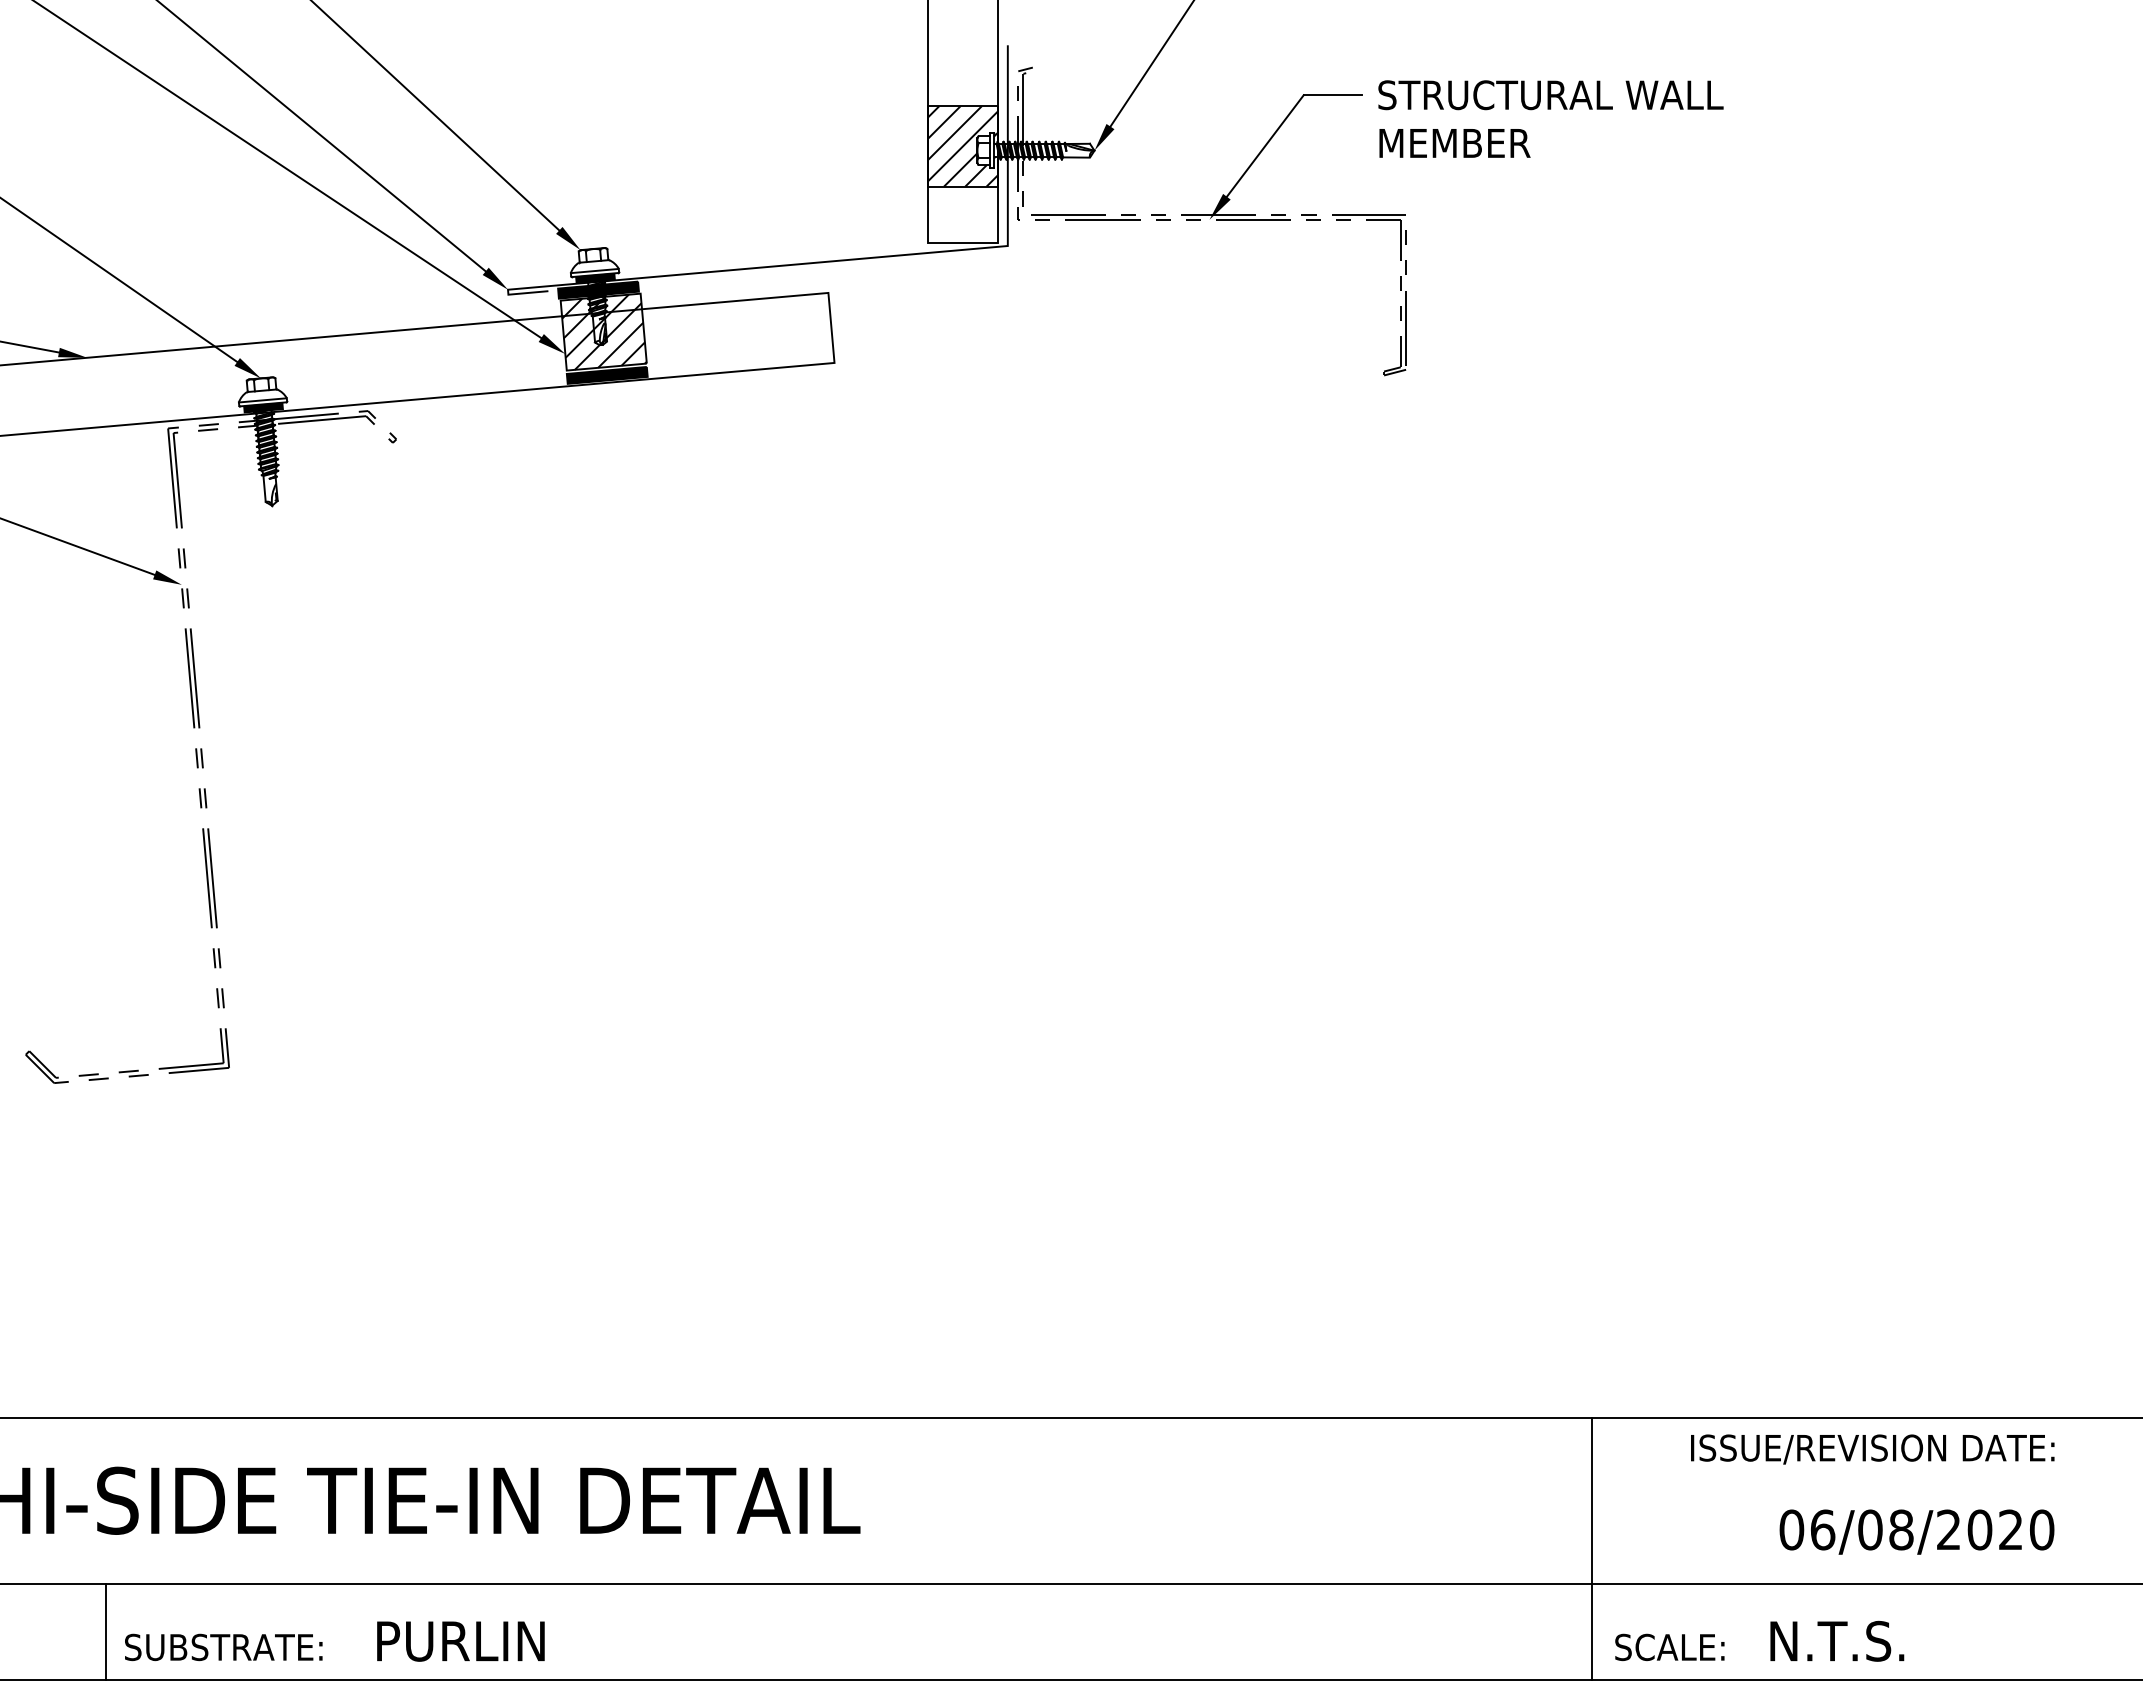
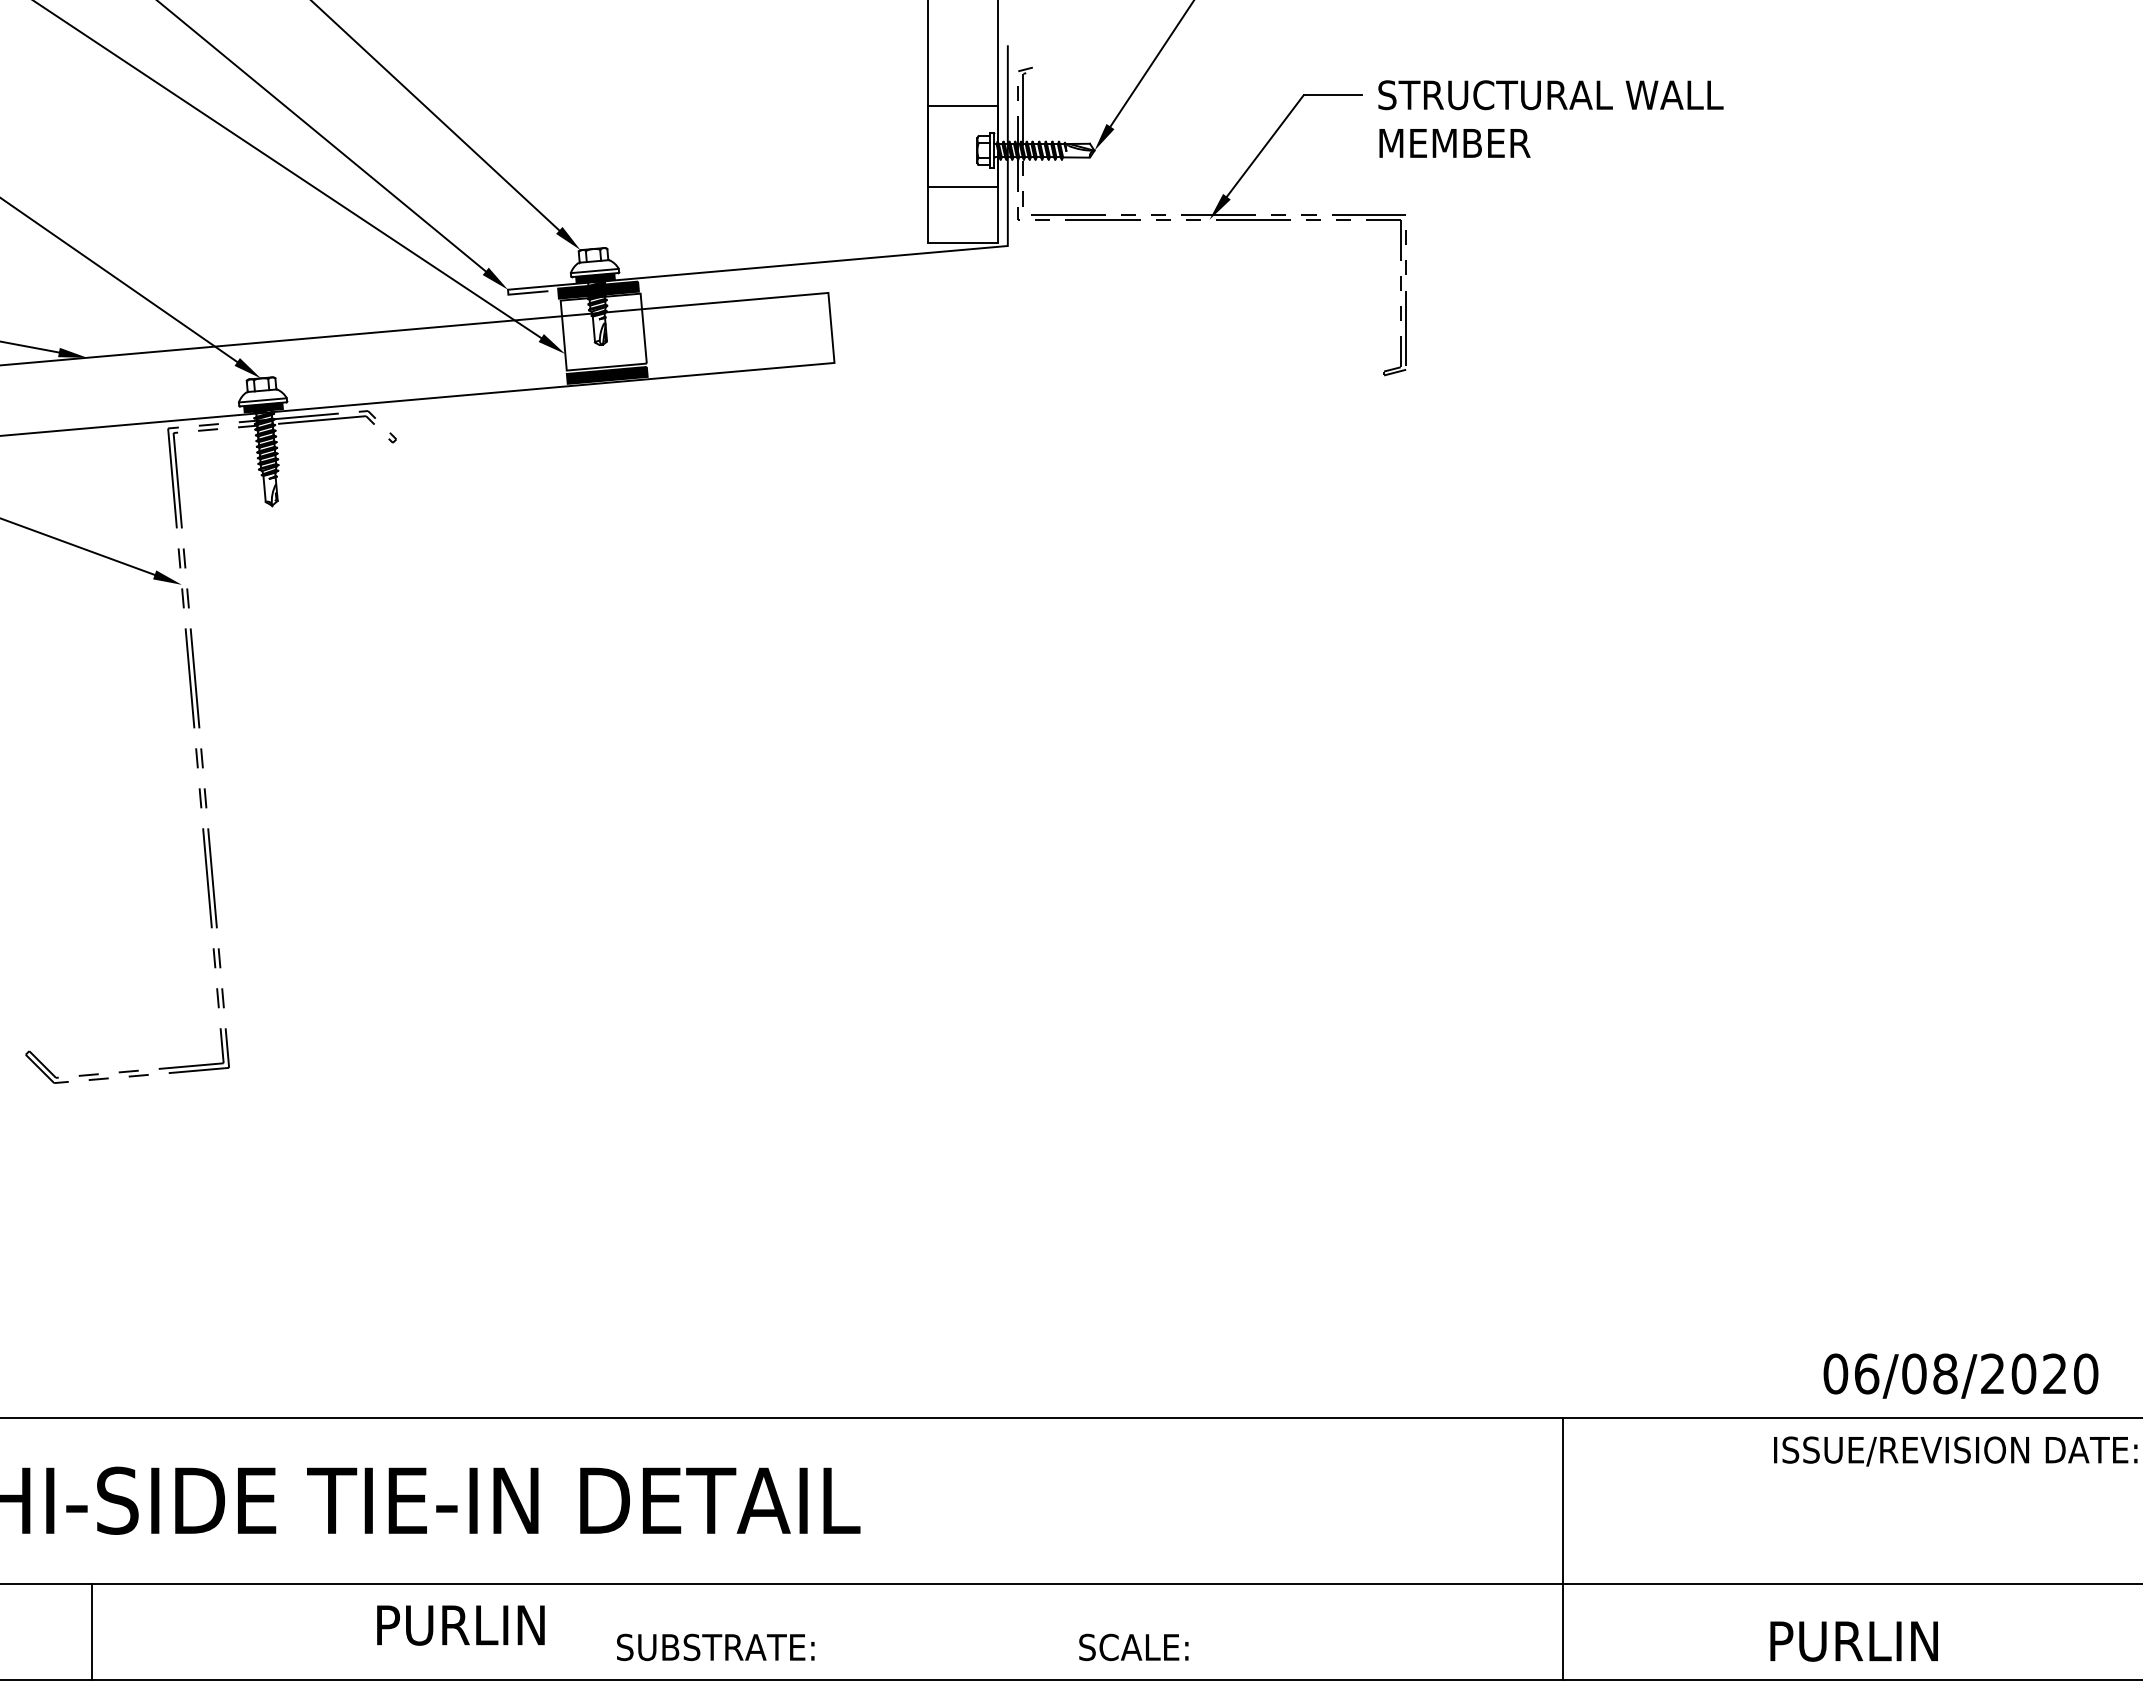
hatch: present -> none (962, 146)
hatch: present -> none (604, 331)
text position: (1872, 1449) -> (1955, 1451) (1955, 1451)
text position: (1916, 1531) -> (1960, 1375) (1960, 1375)
line position: (1591, 1548) -> (1562, 1548) (1562, 1548)
line position: (105, 1631) -> (91, 1631) (91, 1631)
text: N.T.S. -> PURLIN (1856, 1640)
text position: (460, 1641) -> (460, 1625) (460, 1625)
text position: (223, 1647) -> (715, 1647) (715, 1647)
text position: (1669, 1647) -> (1133, 1647) (1133, 1647)
